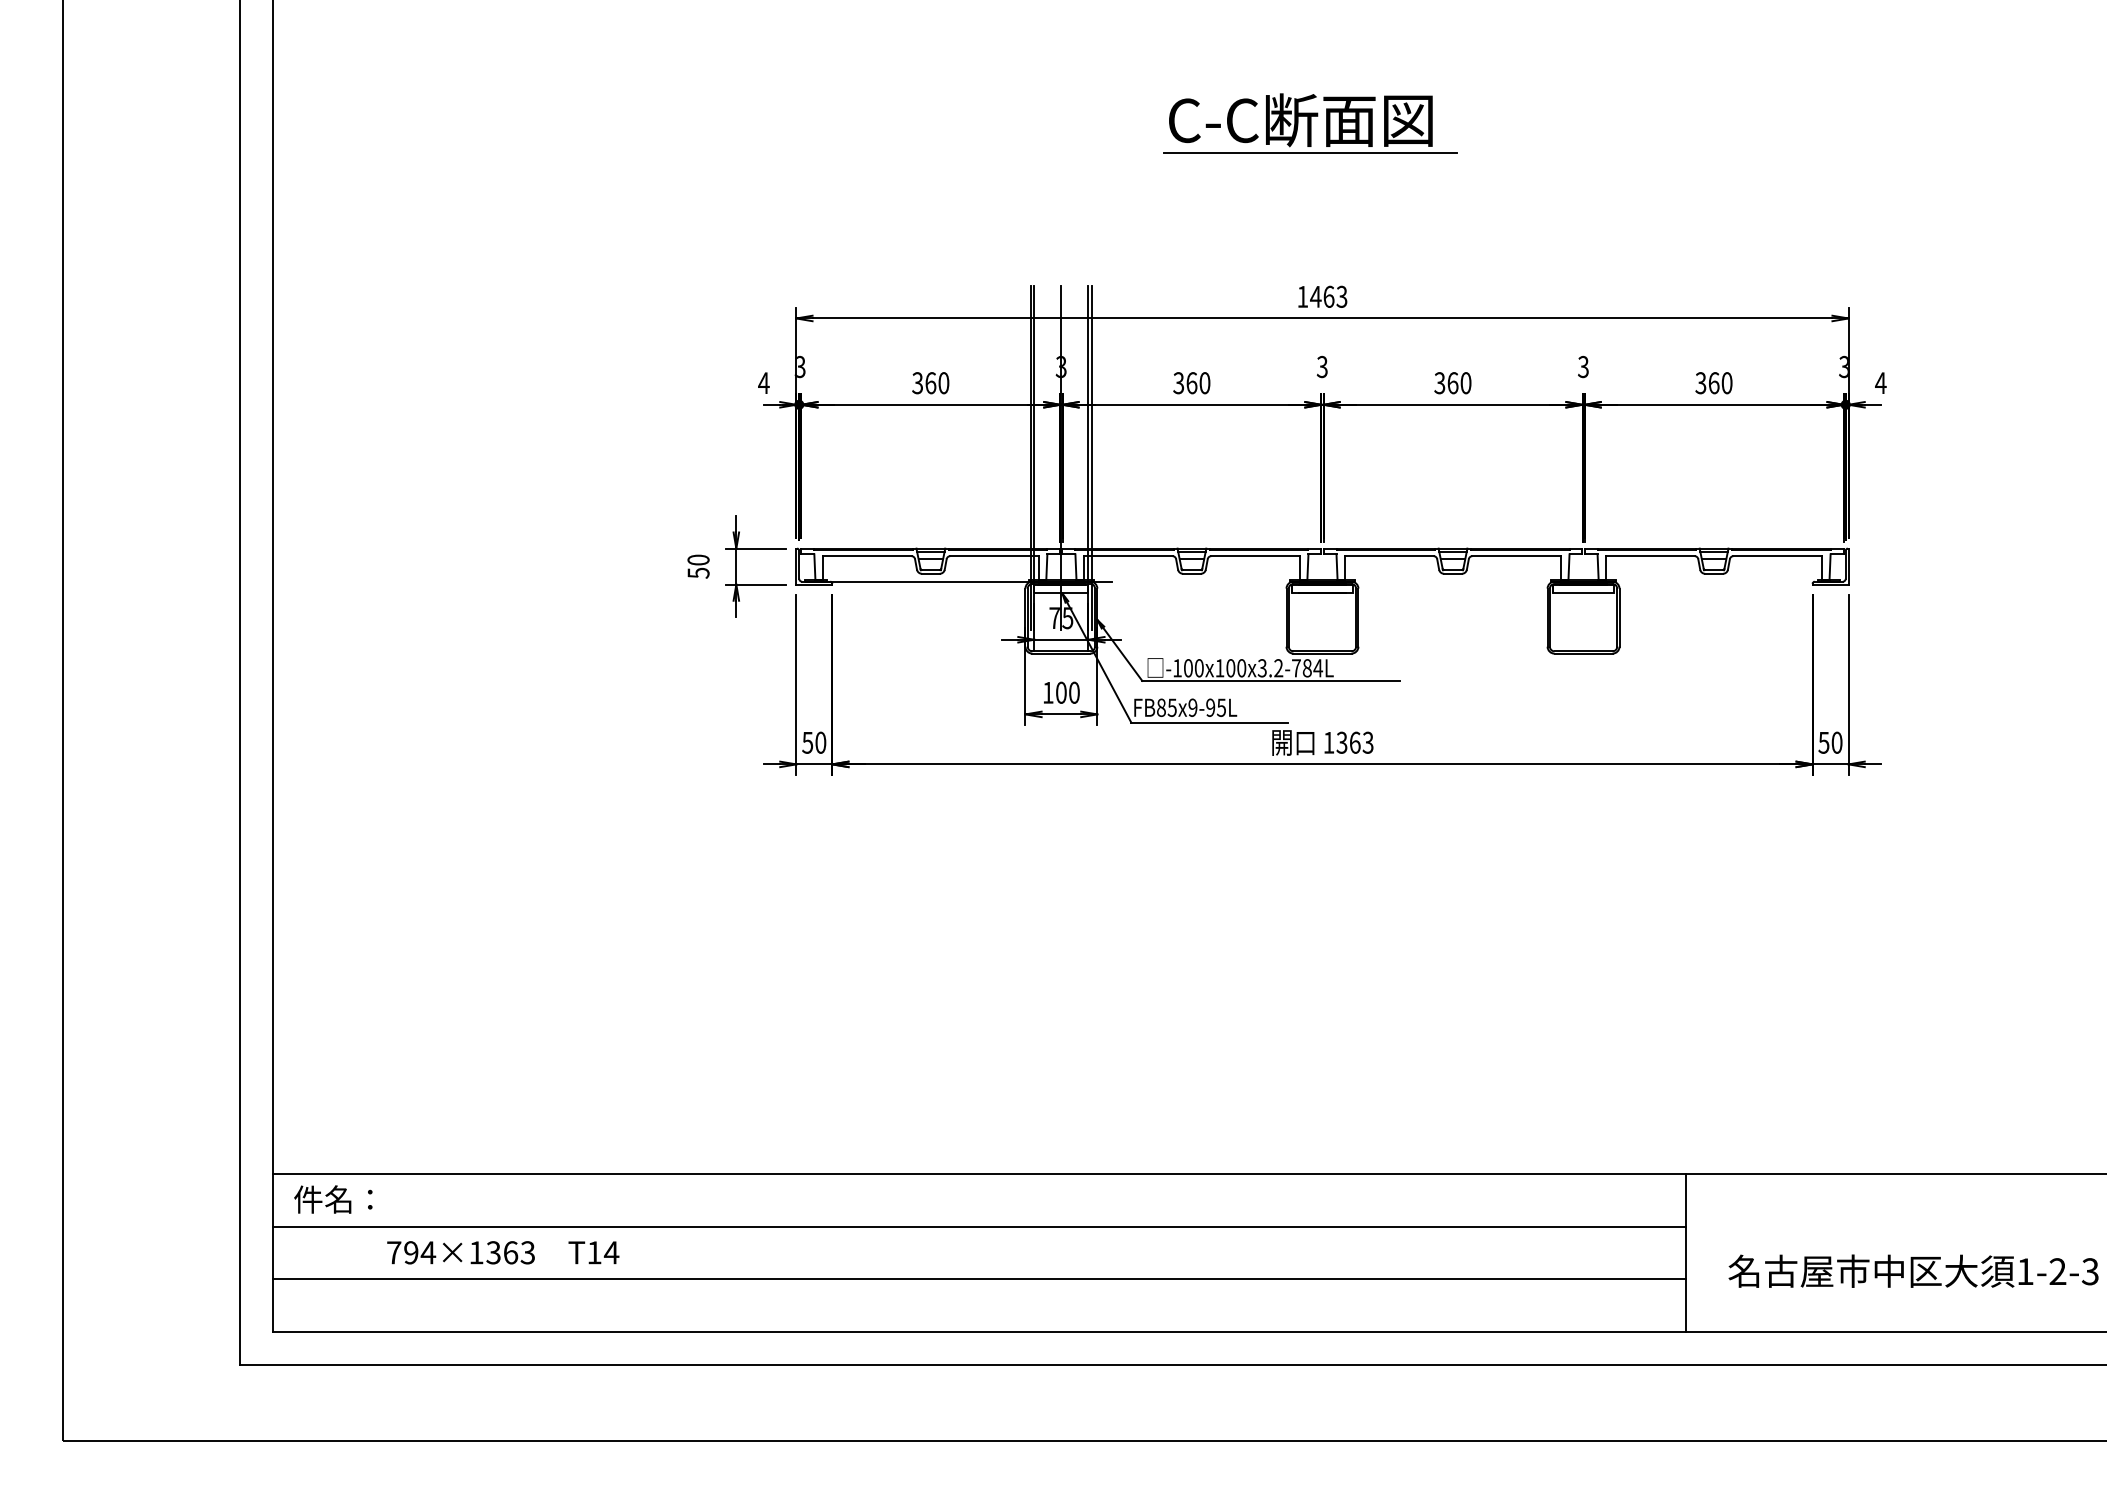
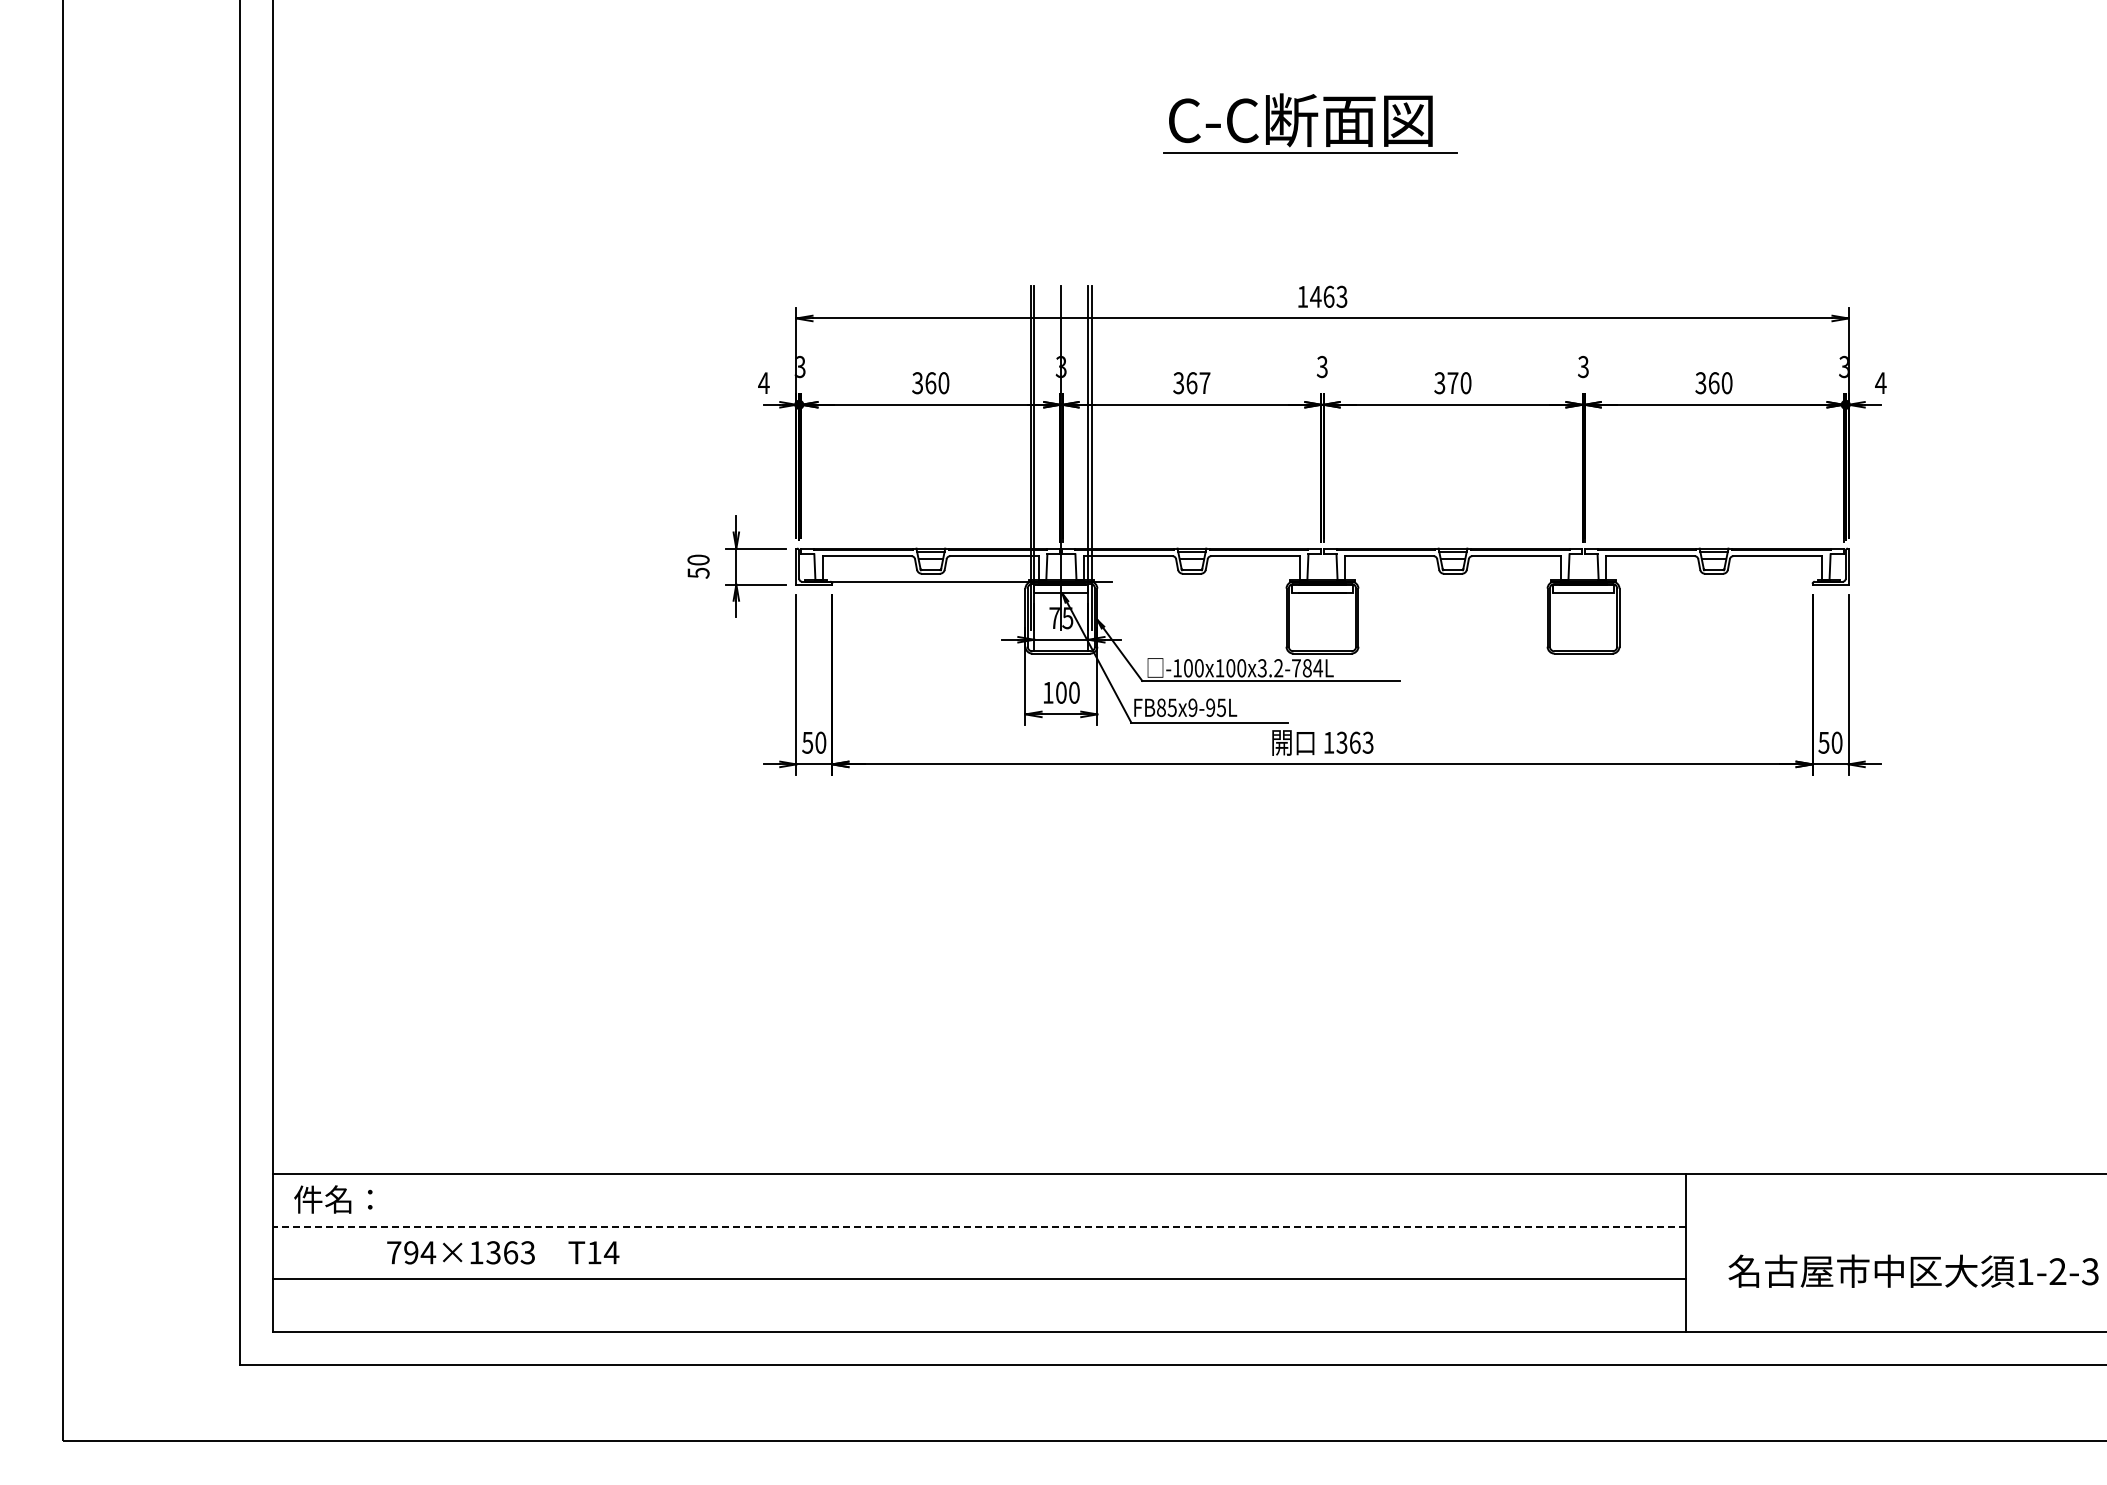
text: 360 -> 367 (1204, 383)
text: 360 -> 370 (1452, 383)
line: solid -> dashed (978, 1226)
